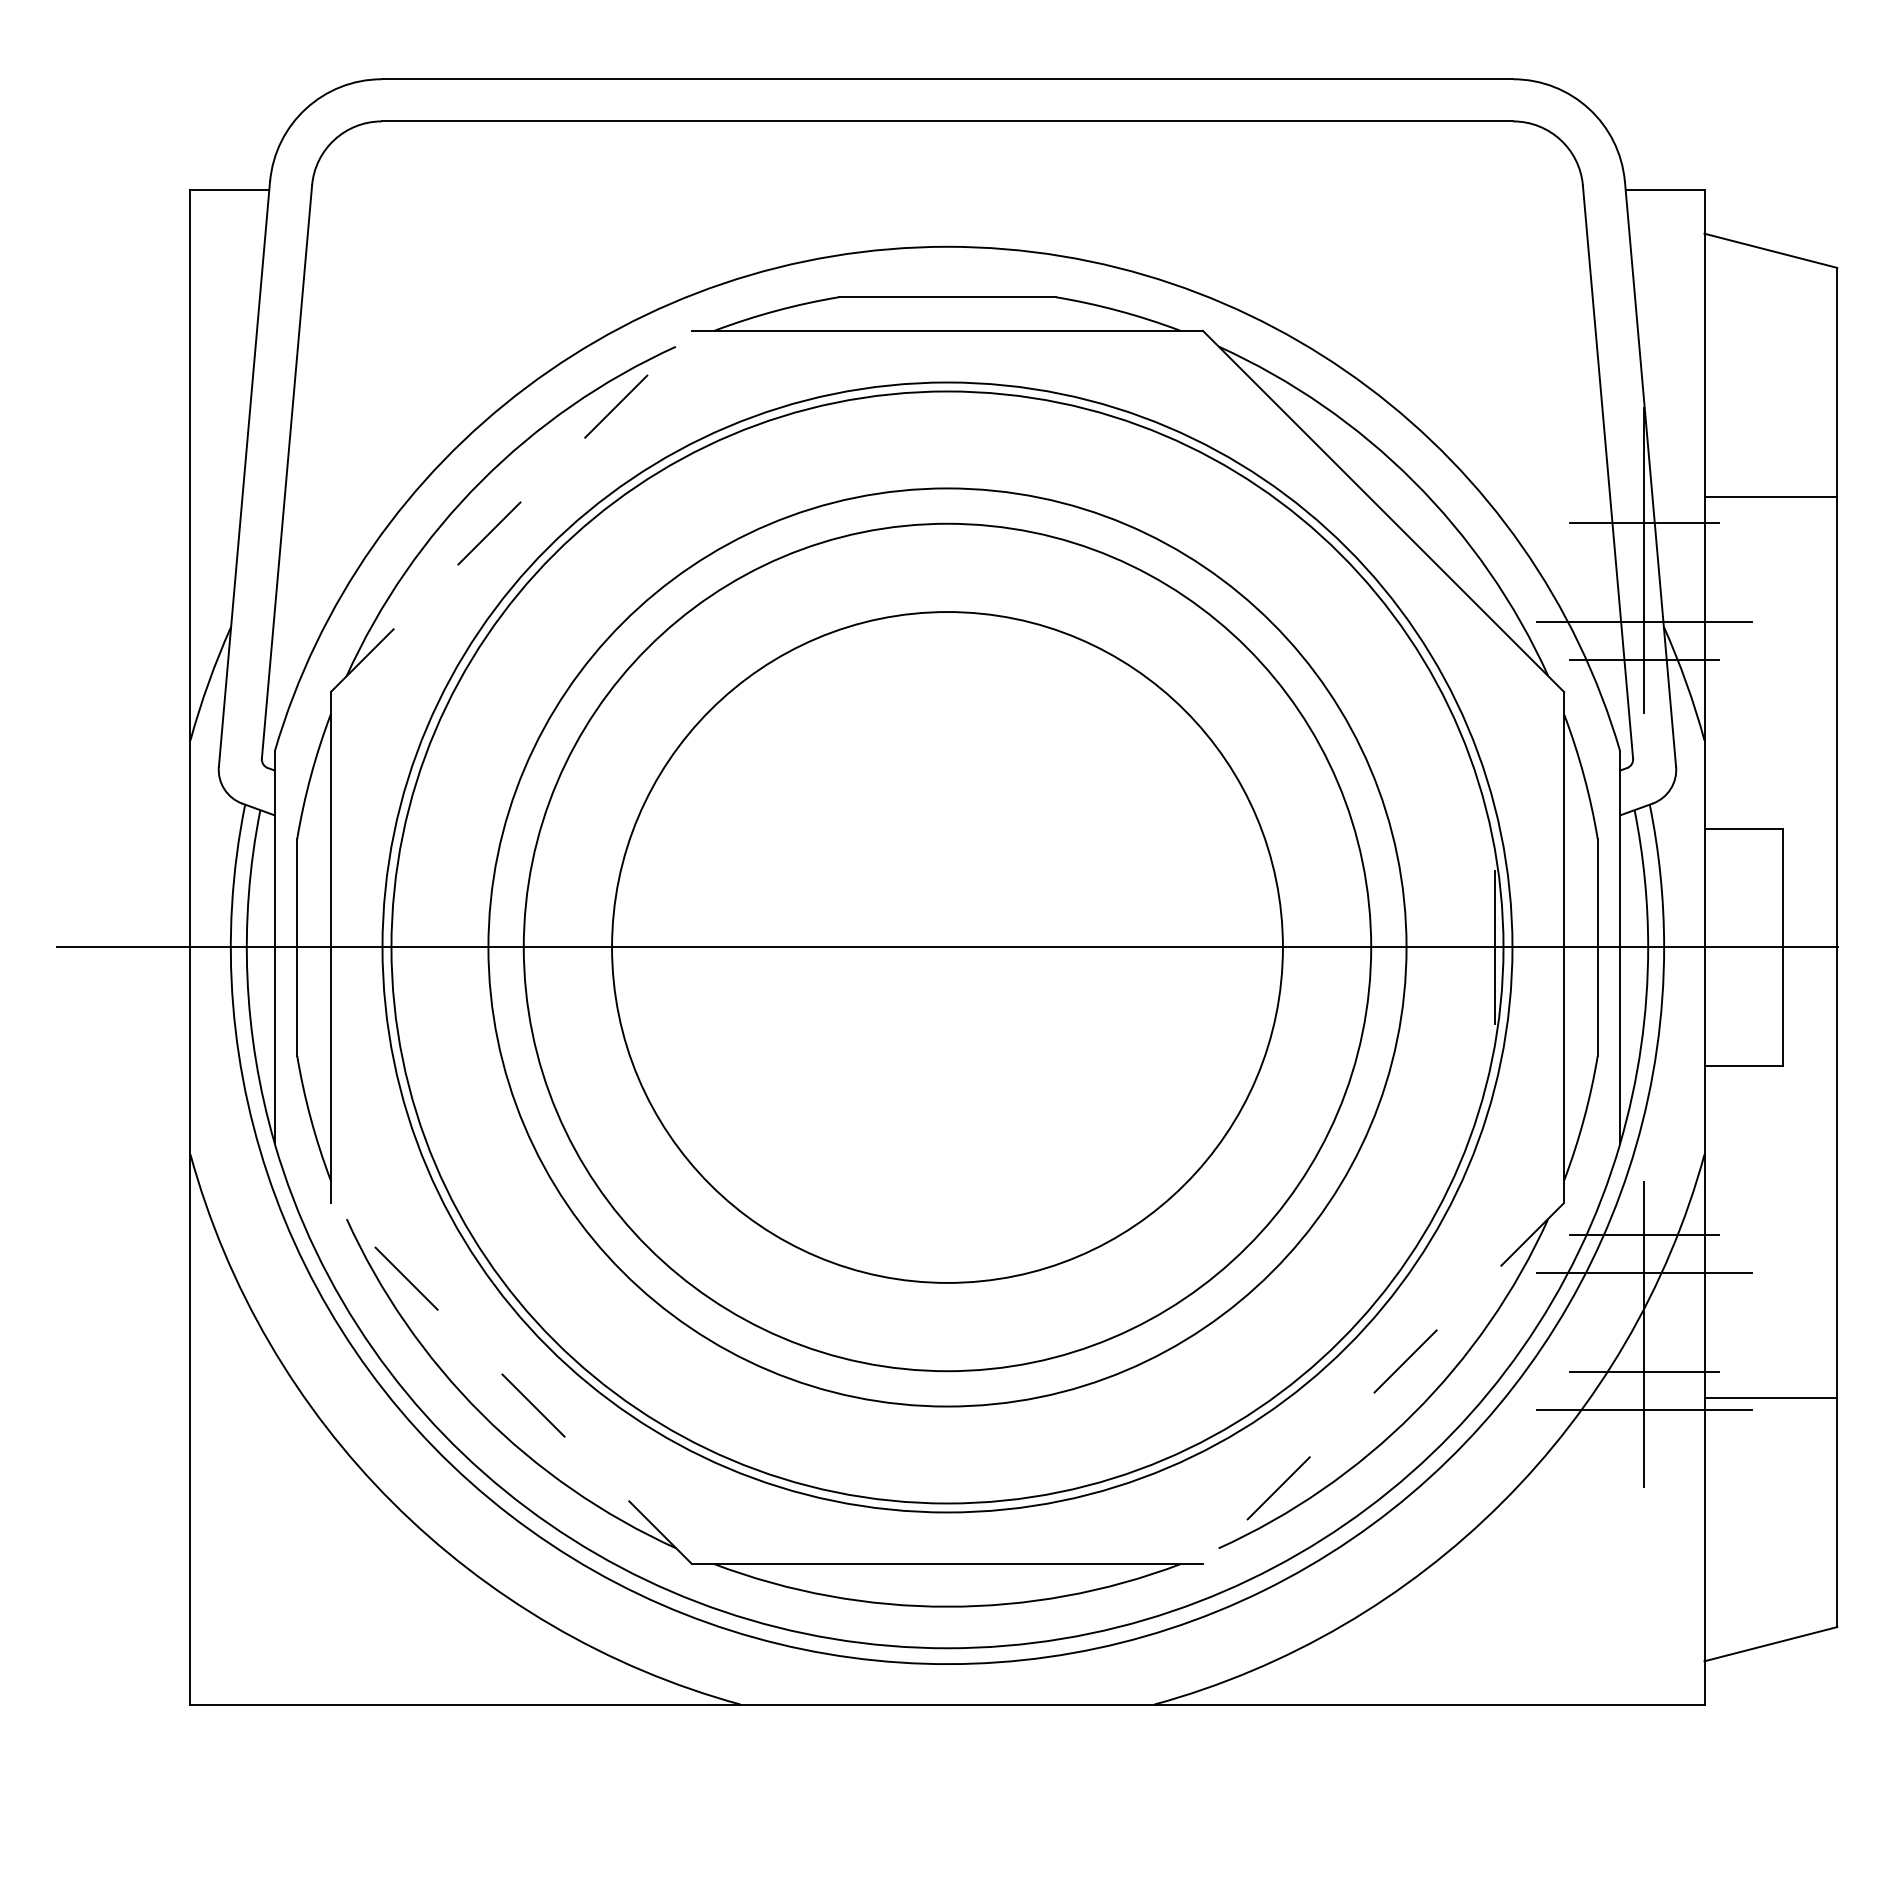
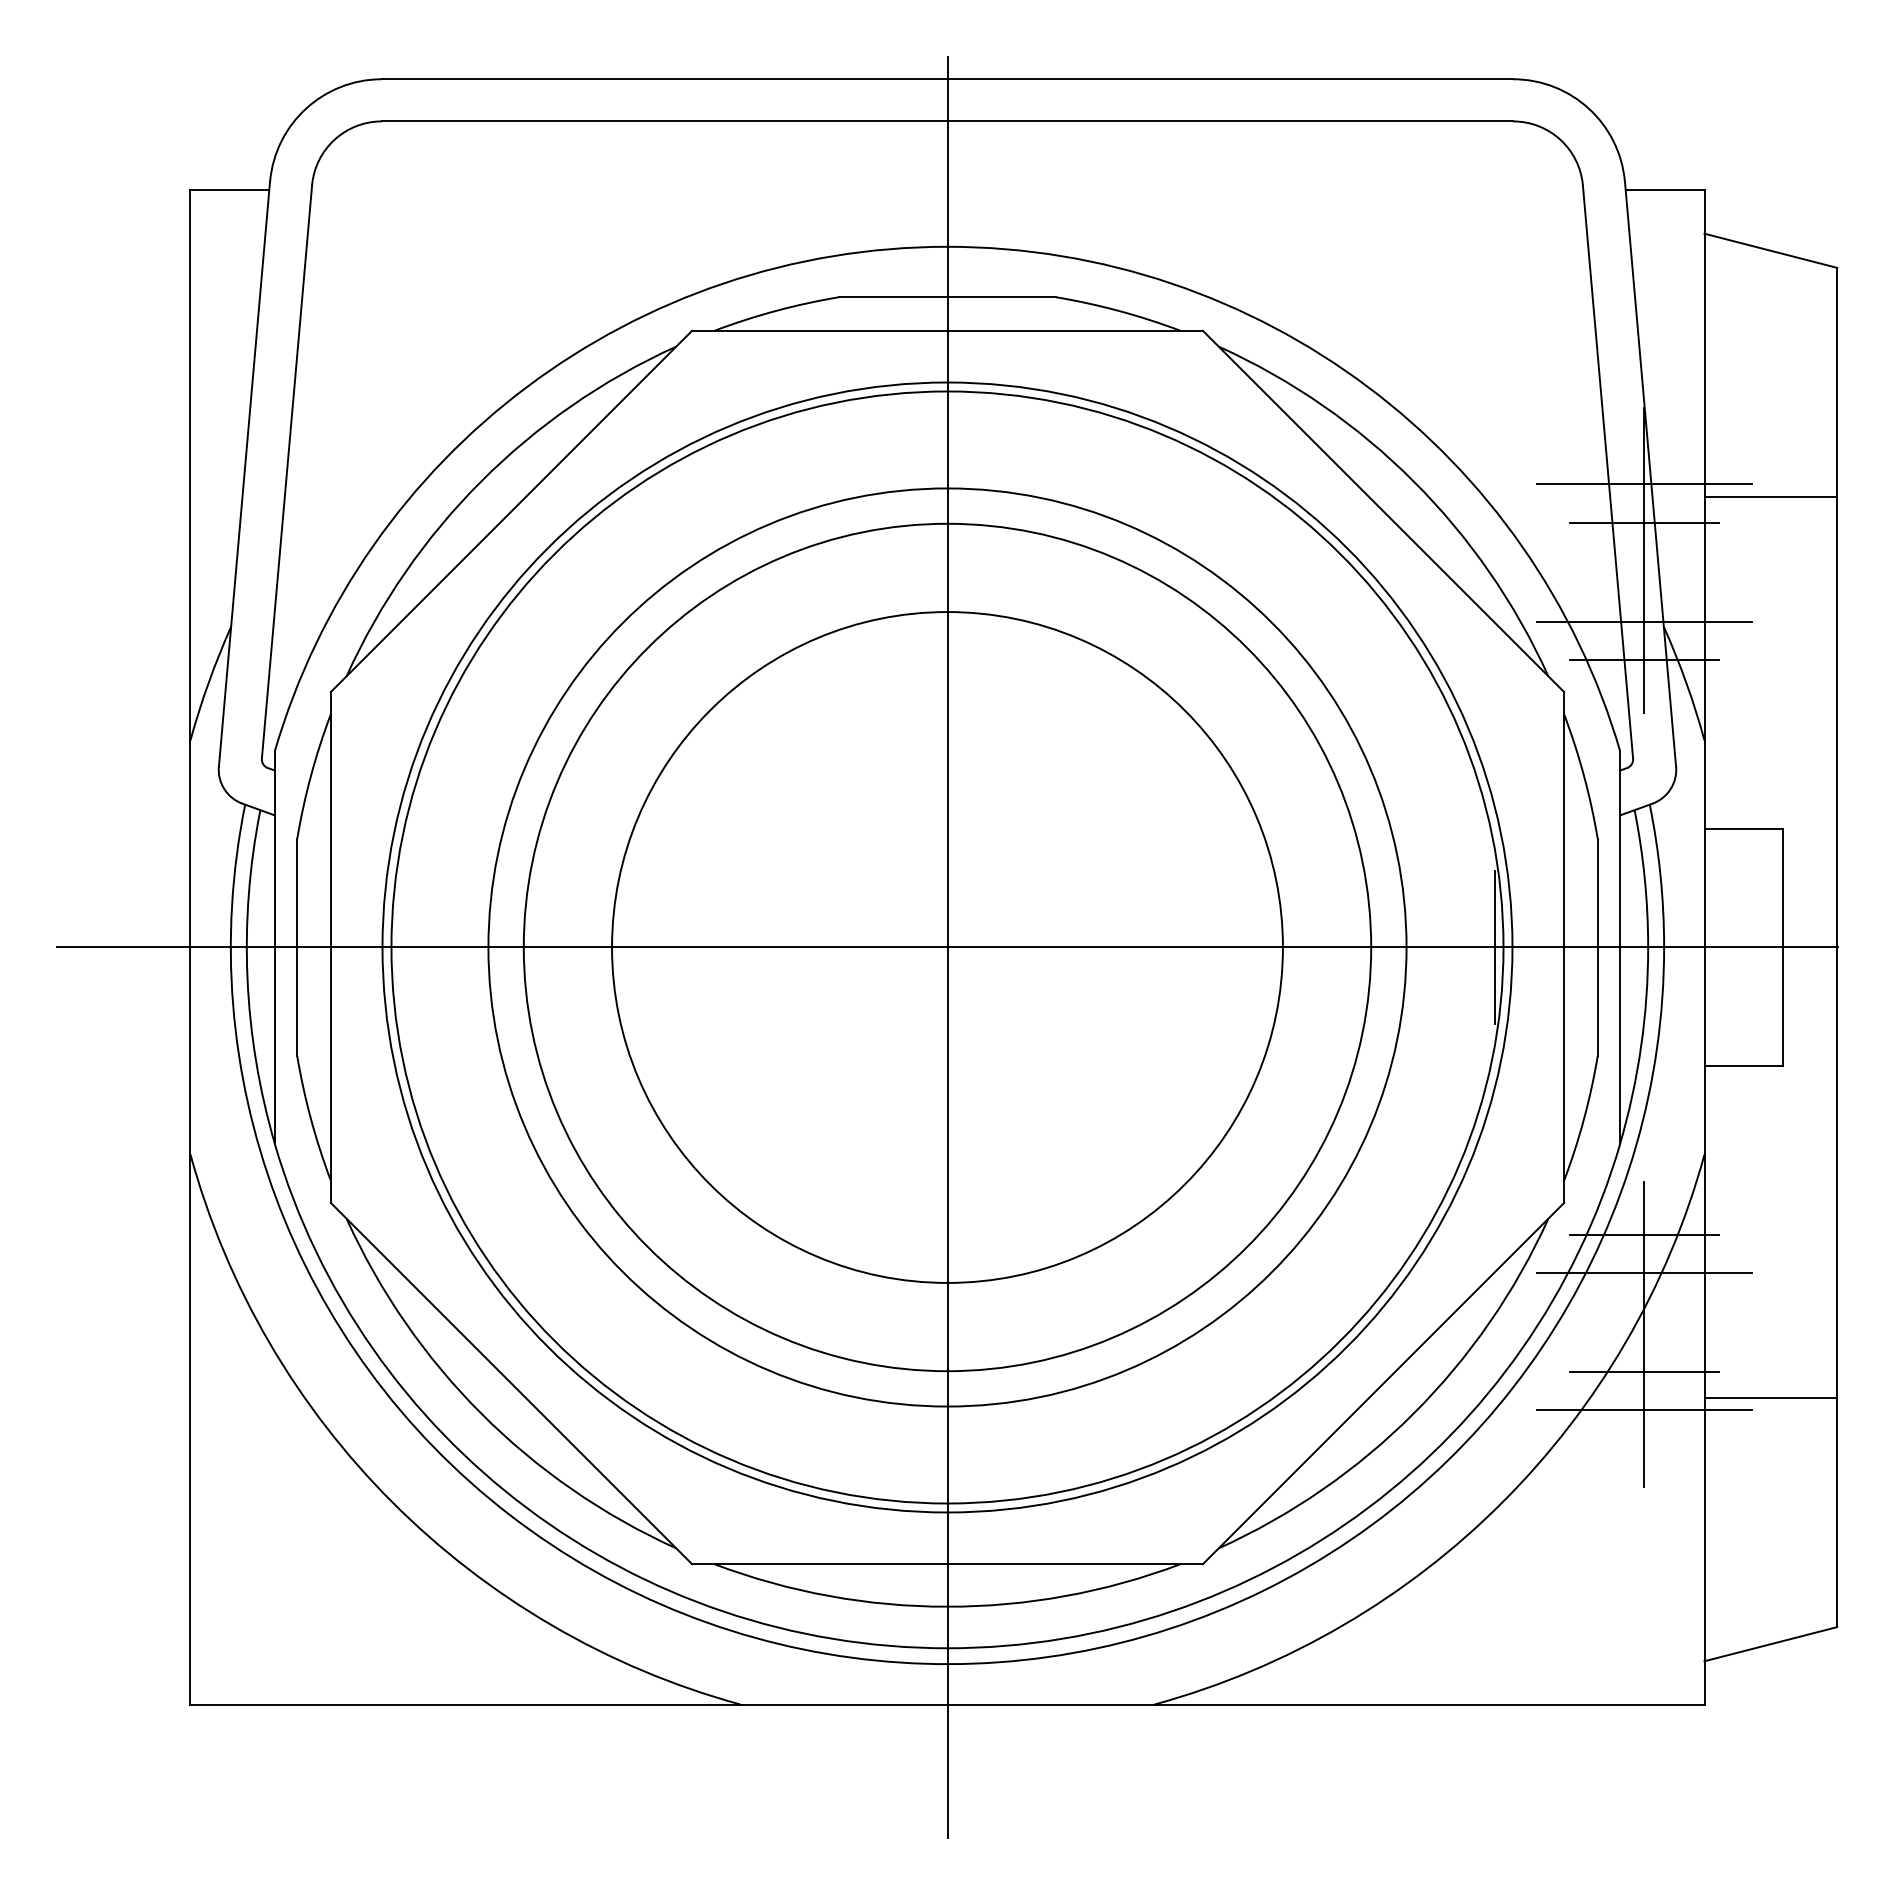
line: none -> present (1644, 484)
line: dashed -> solid (511, 511)
line: none -> present (947, 947)
line: dashed -> solid (511, 1383)
line: dashed -> solid (1383, 1383)
